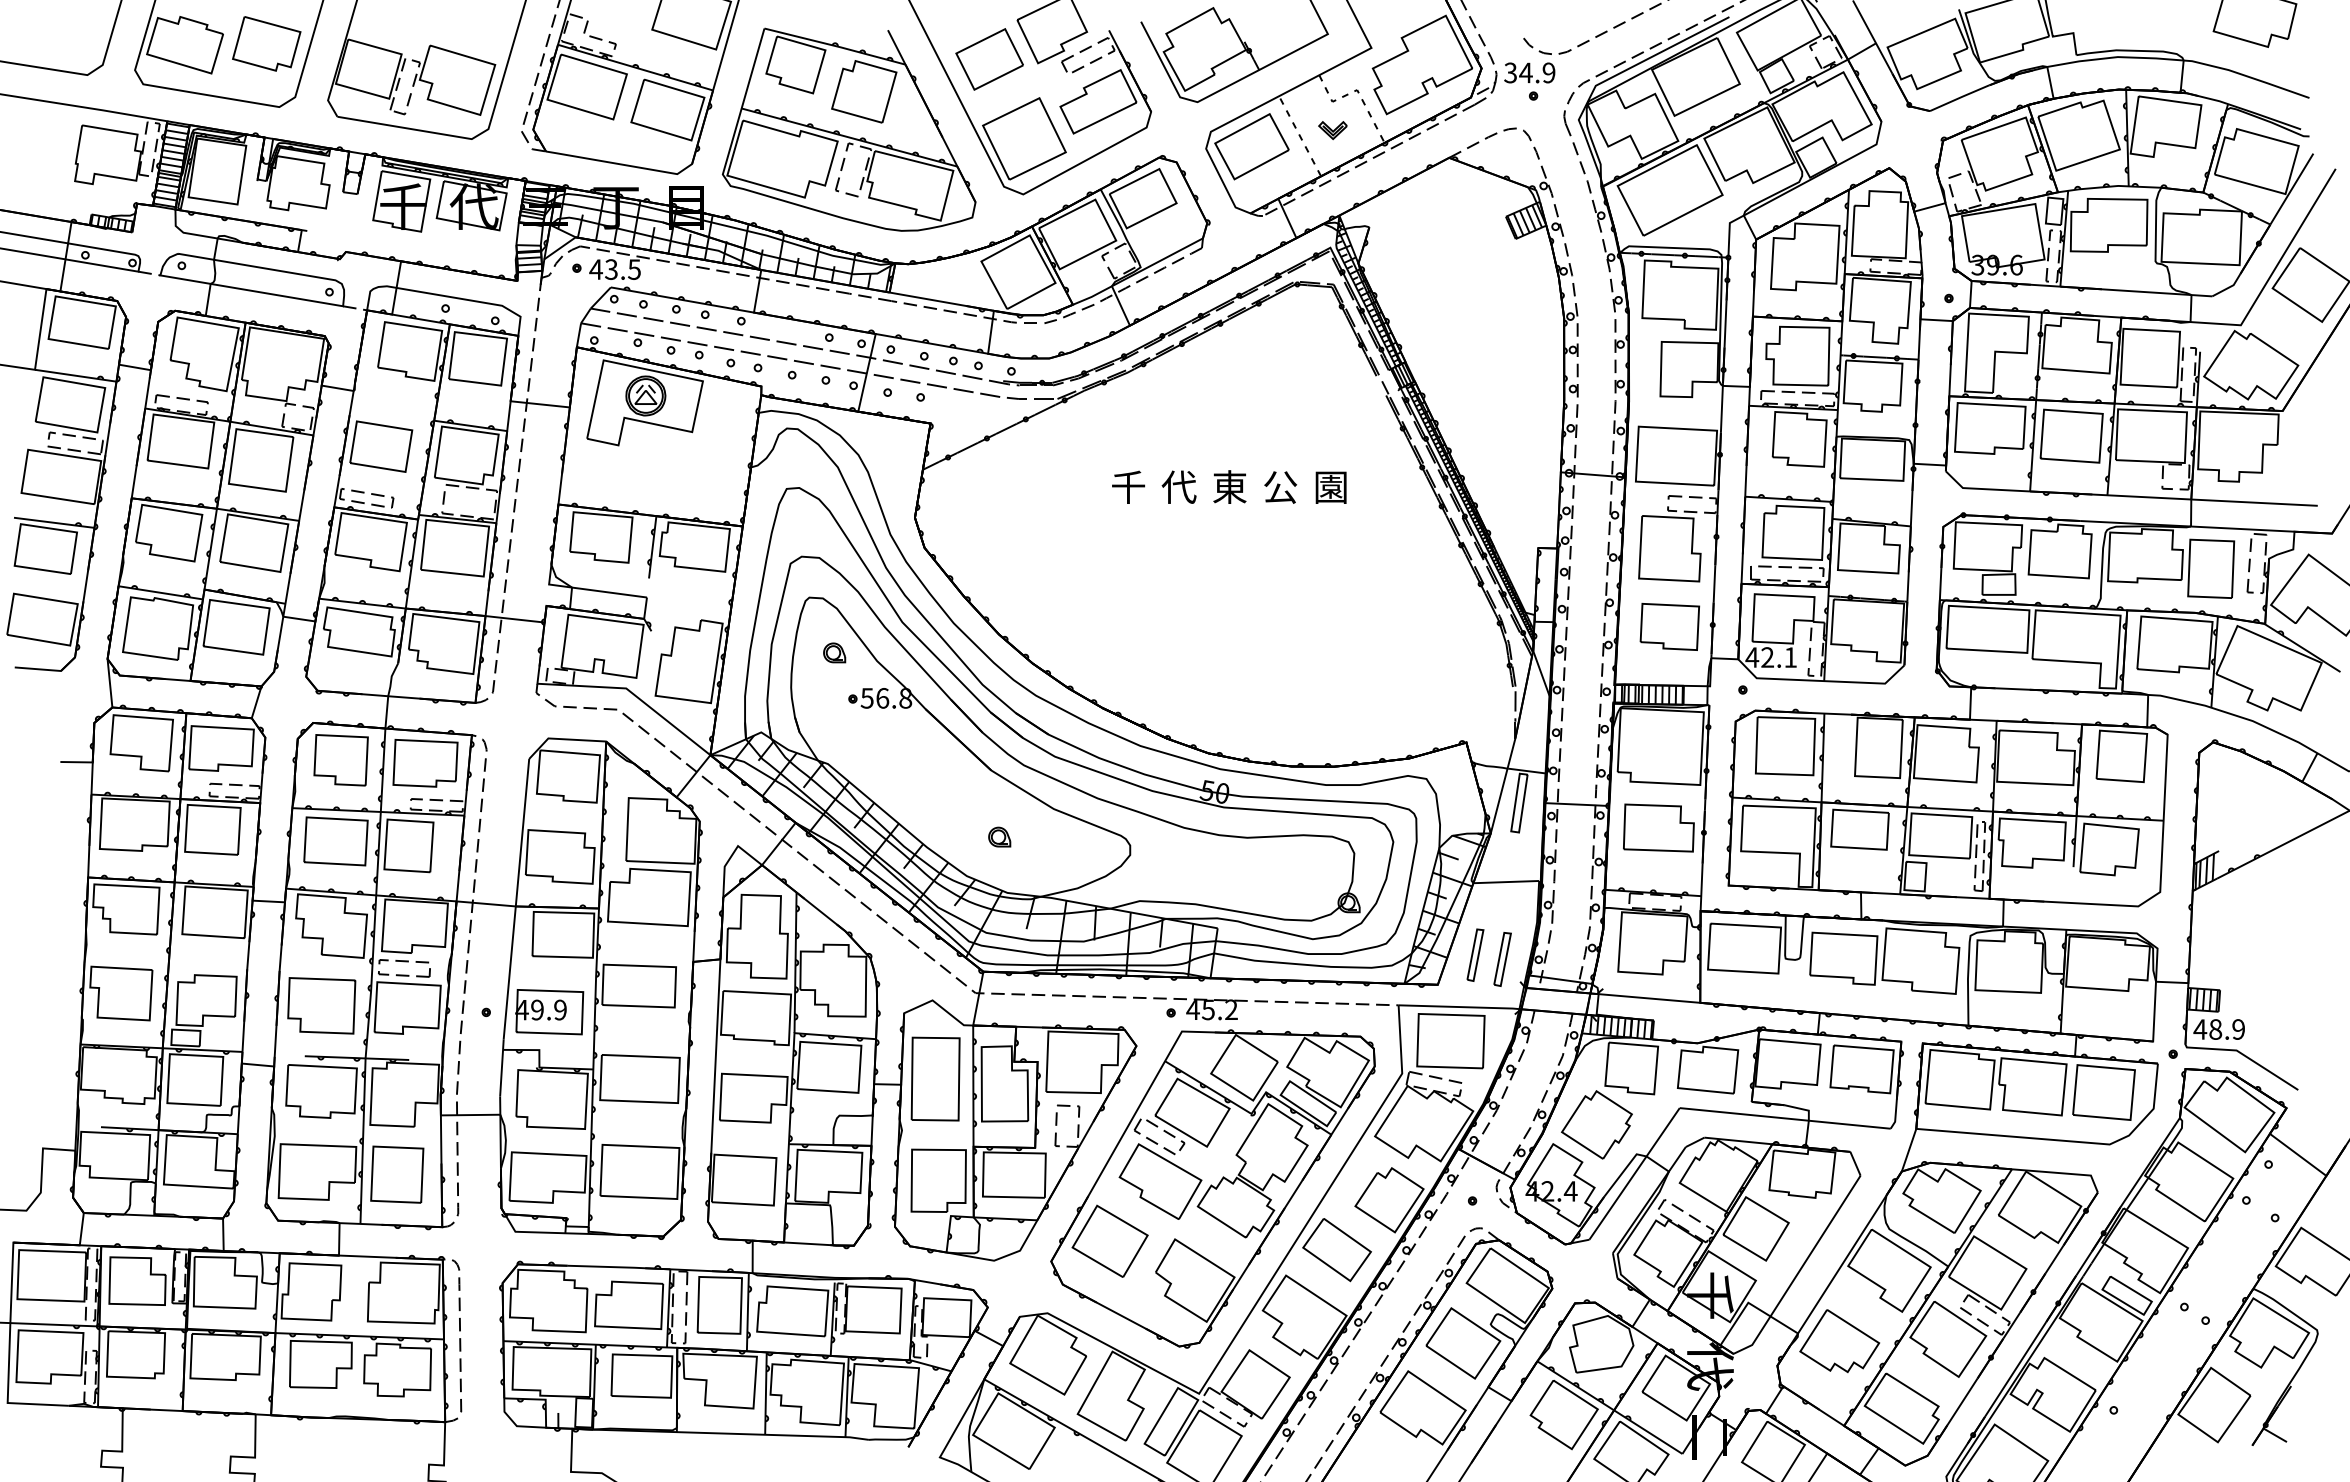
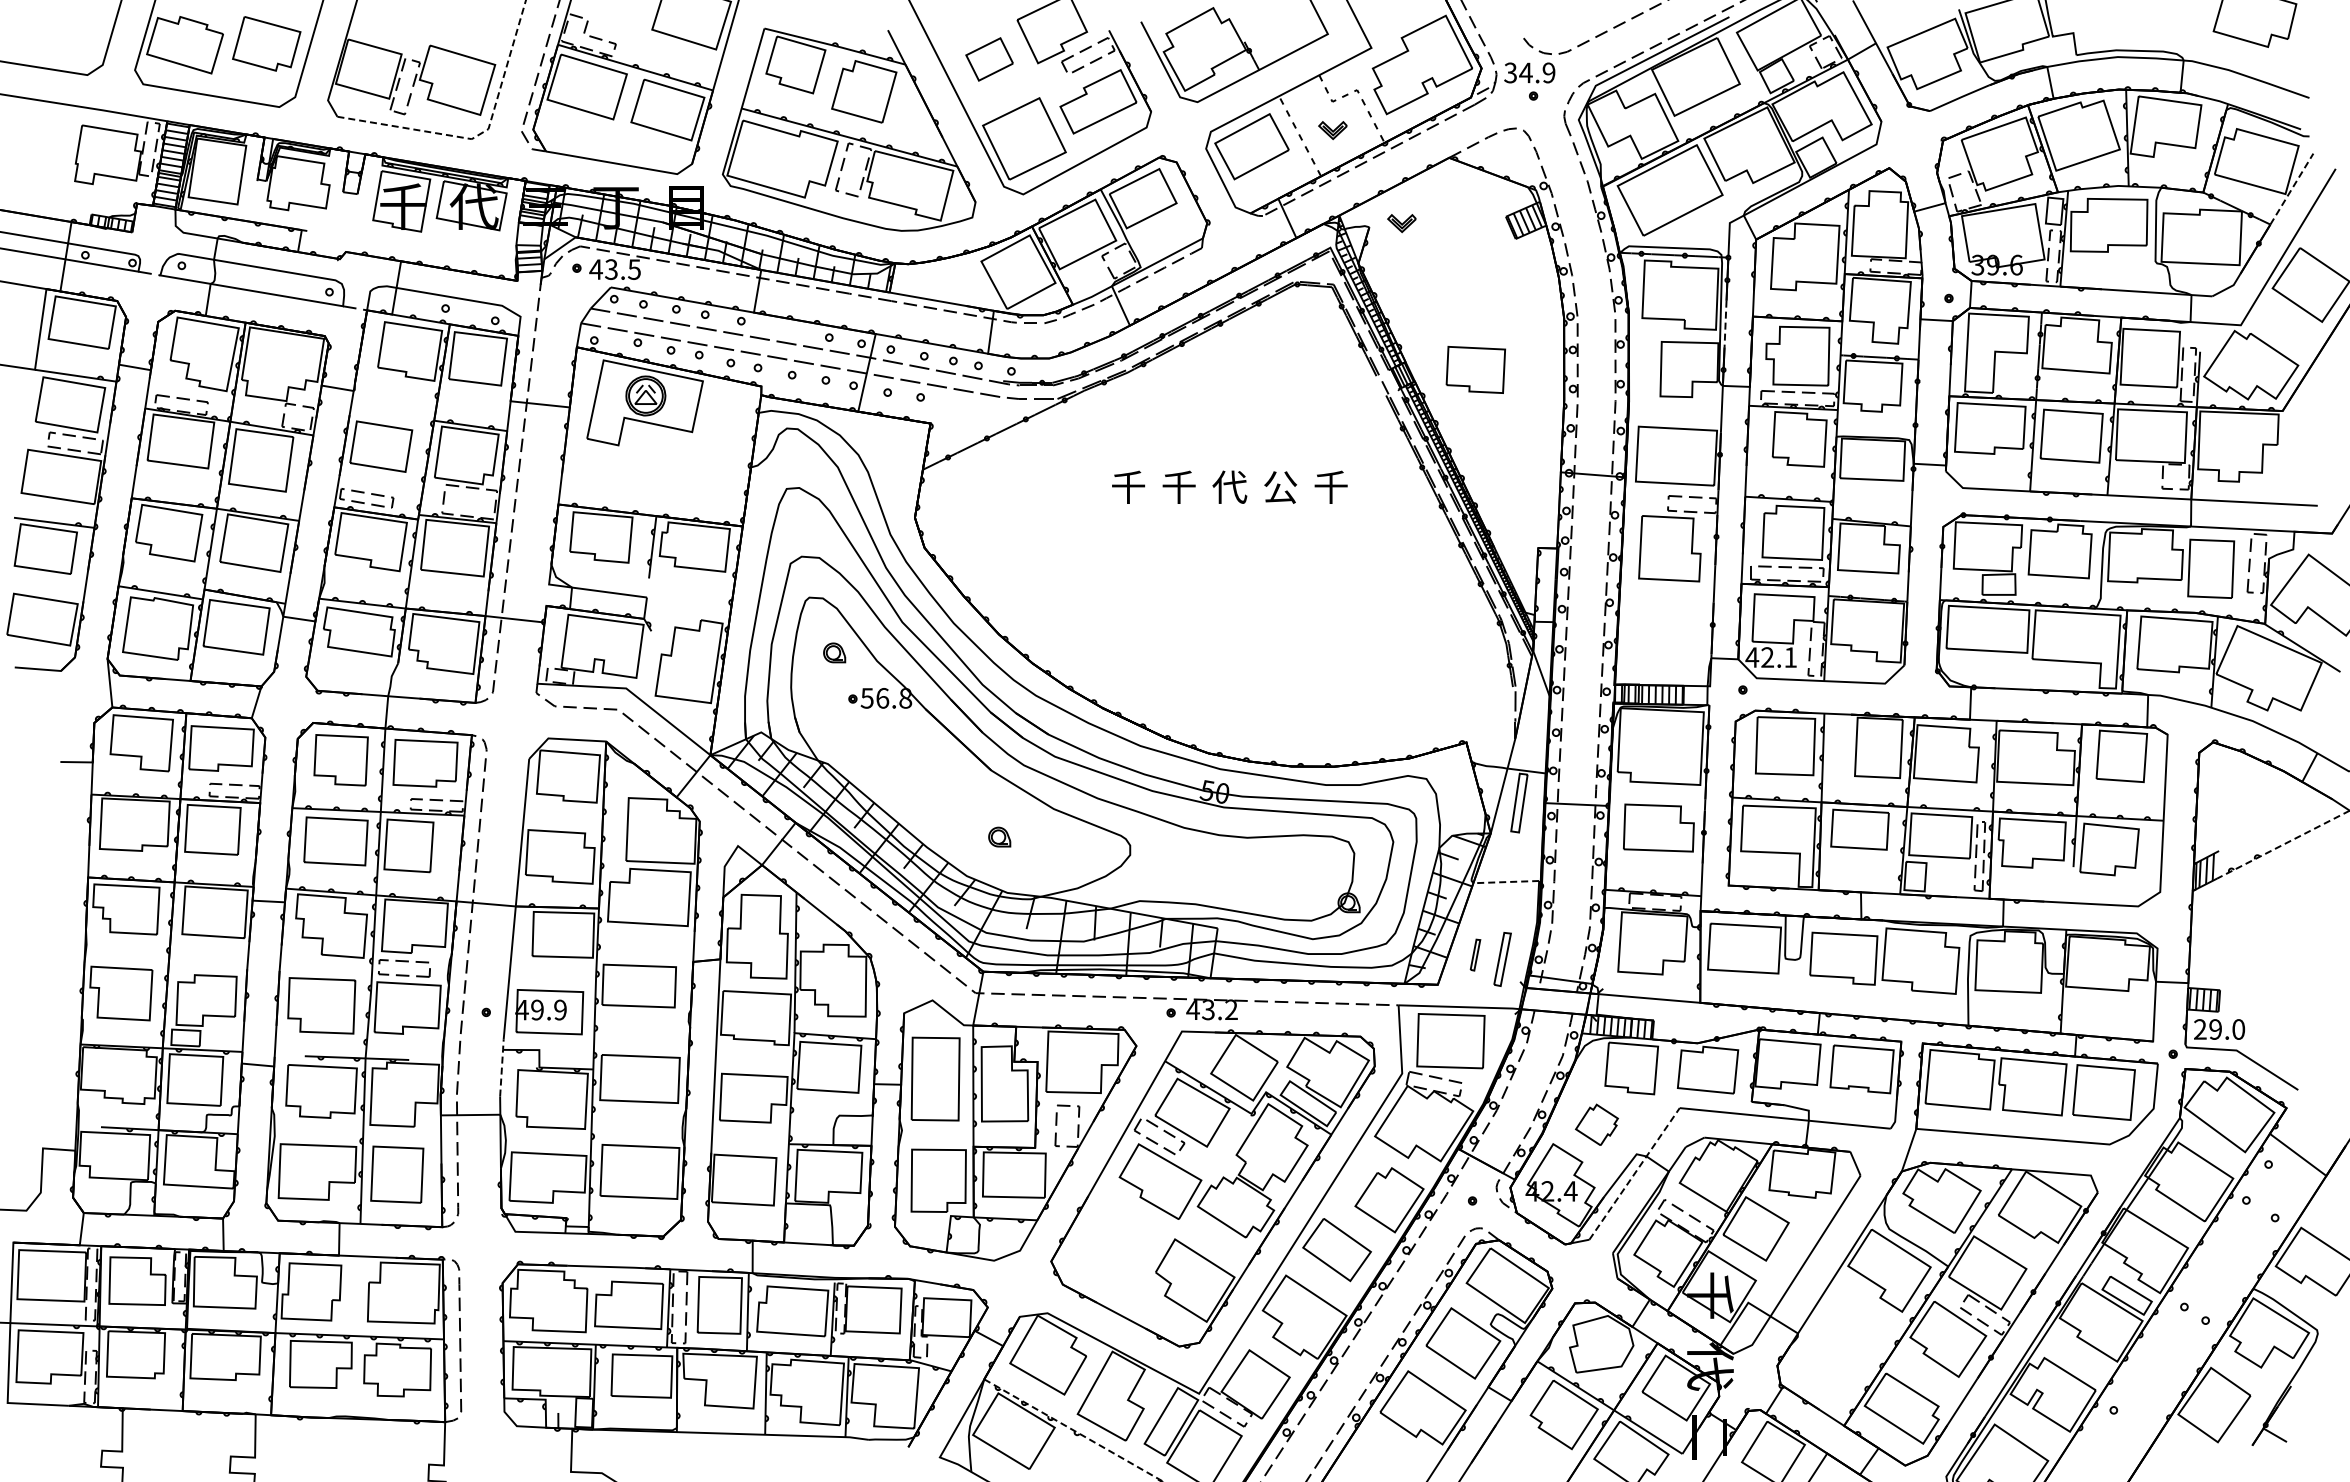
part size: 69x63 px -> 49x45 px (989, 59)
line: solid -> dashed (479, 134)
line: solid -> dashed (2292, 188)
part: none -> present (1401, 223)
line: solid -> dashed (1725, 324)
text: 代 -> 千 (1178, 486)
text: 東 -> 代 (1229, 486)
text: 園 -> 千 (1330, 486)
part position: (1669, 626) -> (1475, 369) (1475, 369)
line: solid -> dashed (2283, 844)
line: solid -> dashed (1506, 882)
part size: 19x54 px -> 13x34 px (1475, 954)
text: 45.2 -> 43.2 (1208, 1009)
text: 48.9 -> 29.0 (2219, 1029)
line: solid -> dashed (502, 1066)
part size: 72x70 px -> 44x43 px (1596, 1124)
line: solid -> dashed (1634, 1173)
part: present -> none (1109, 1240)
part: present -> none (1839, 1341)
line: solid -> dashed (1074, 1430)
